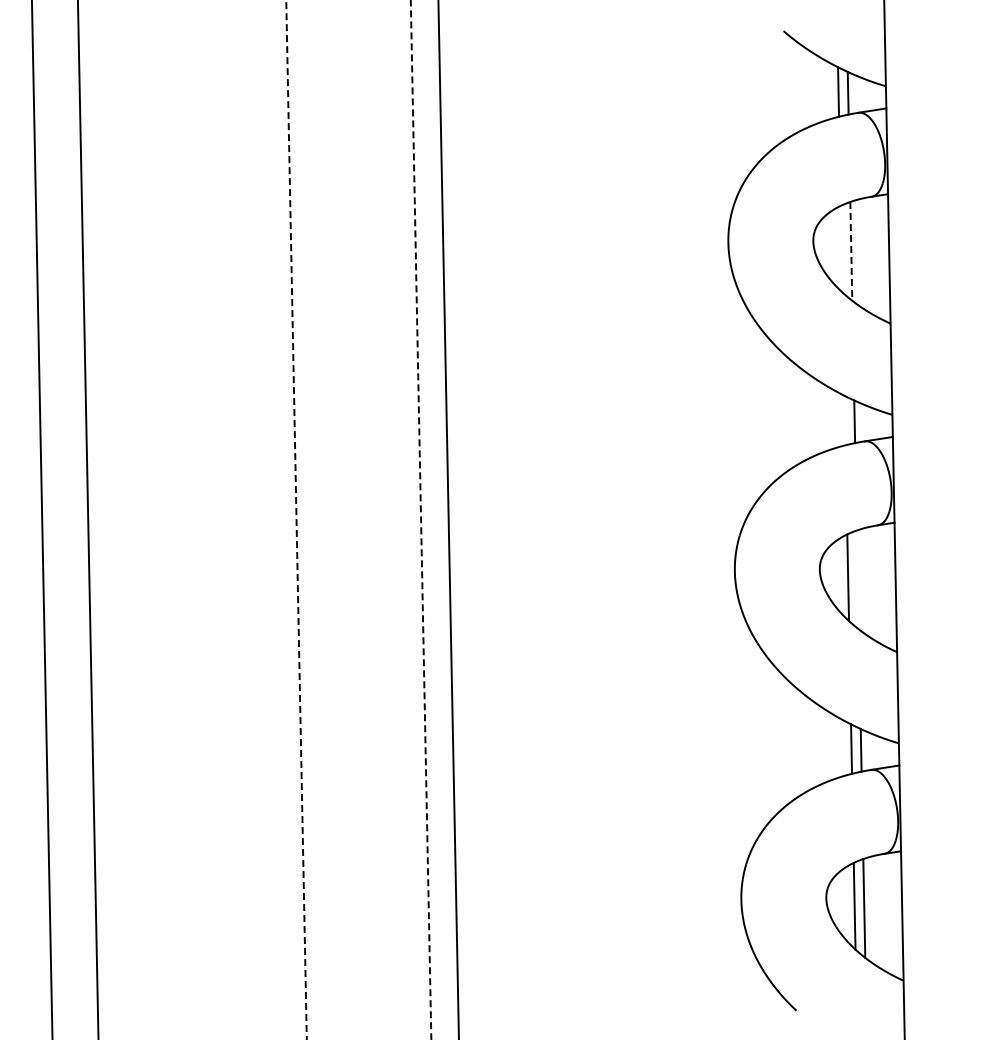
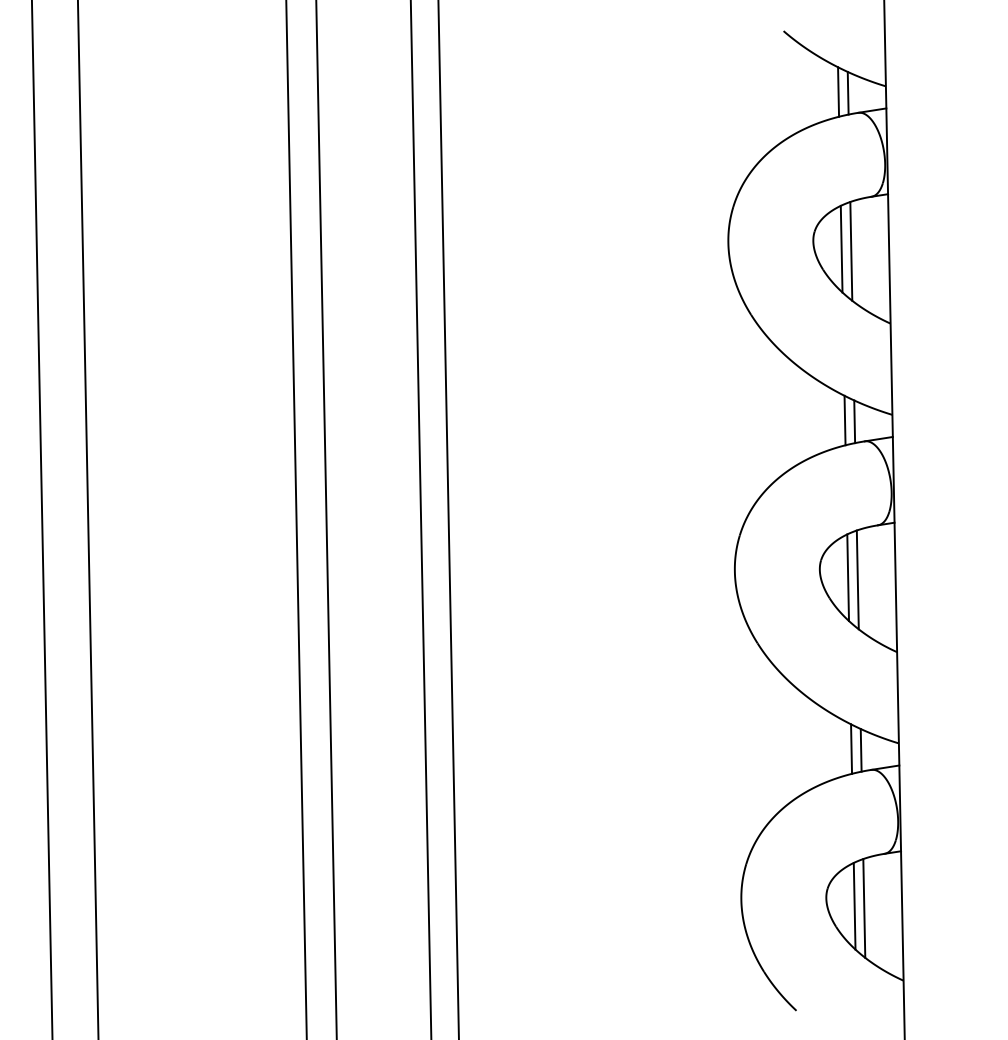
line: none -> present (841, 248)
line: dashed -> solid (851, 251)
line: none -> present (844, 420)
line: none -> present (326, 519)
line: dashed -> solid (421, 519)
line: dashed -> solid (296, 520)
line: none -> present (857, 579)
